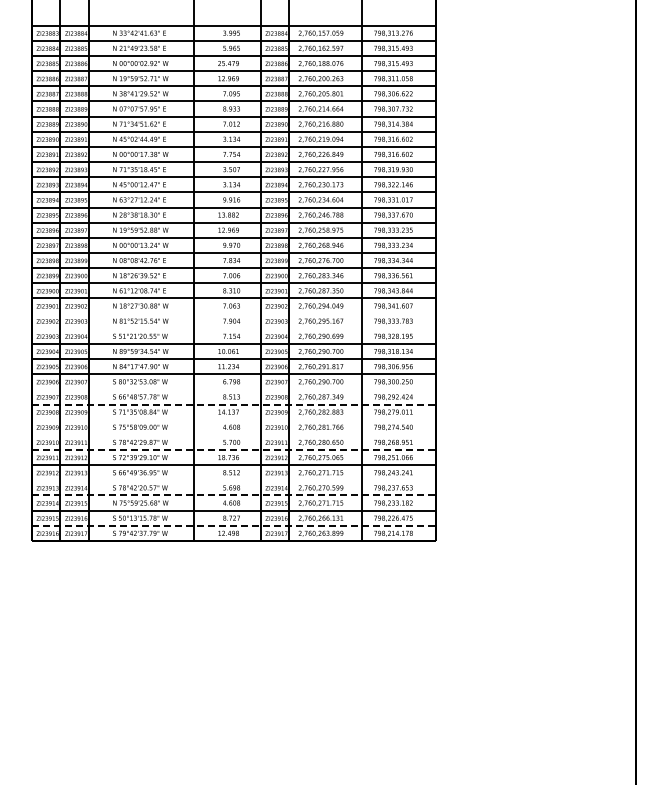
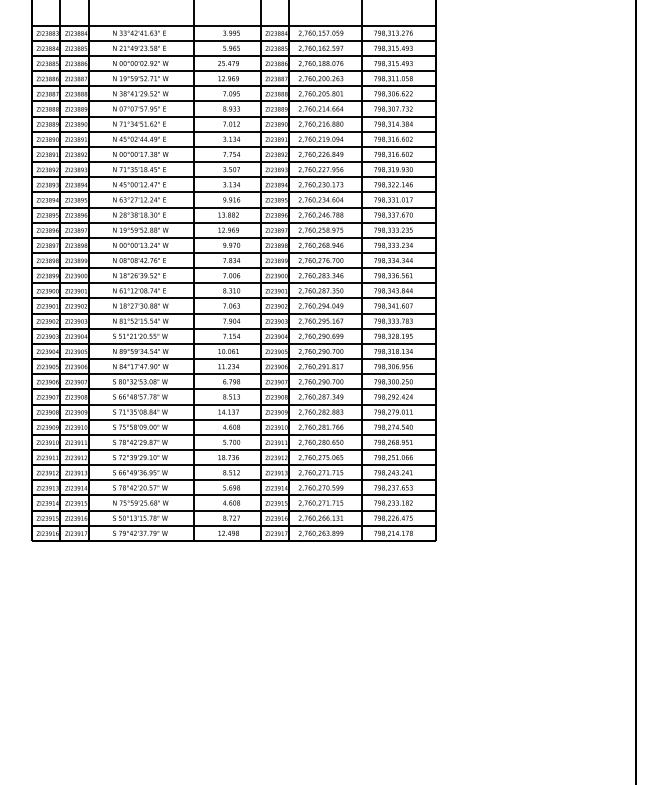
line: none -> present (233, 313)
line: none -> present (233, 328)
line: none -> present (233, 389)
line: dashed -> solid (234, 404)
line: none -> present (233, 419)
line: none -> present (233, 434)
line: dashed -> solid (234, 450)
line: none -> present (233, 480)
line: dashed -> solid (234, 495)
line: dashed -> solid (234, 525)
